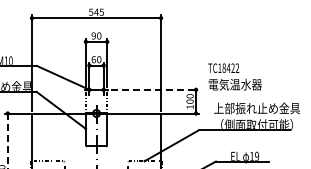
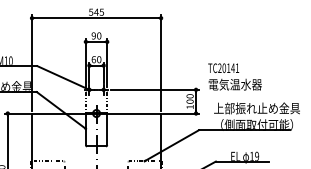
text: TC18422 -> TC20141 (228, 67)
line: dashed -> solid (155, 89)
line: dashed -> solid (7, 141)
